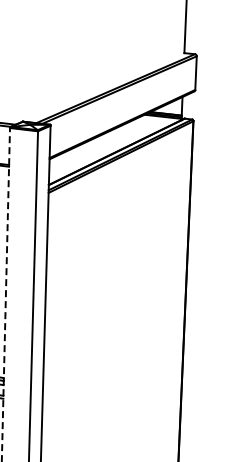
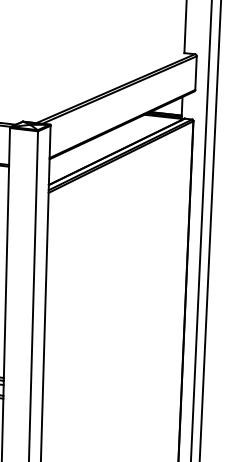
line: none -> present (201, 230)
line: none -> present (210, 230)
line: dashed -> solid (5, 294)
